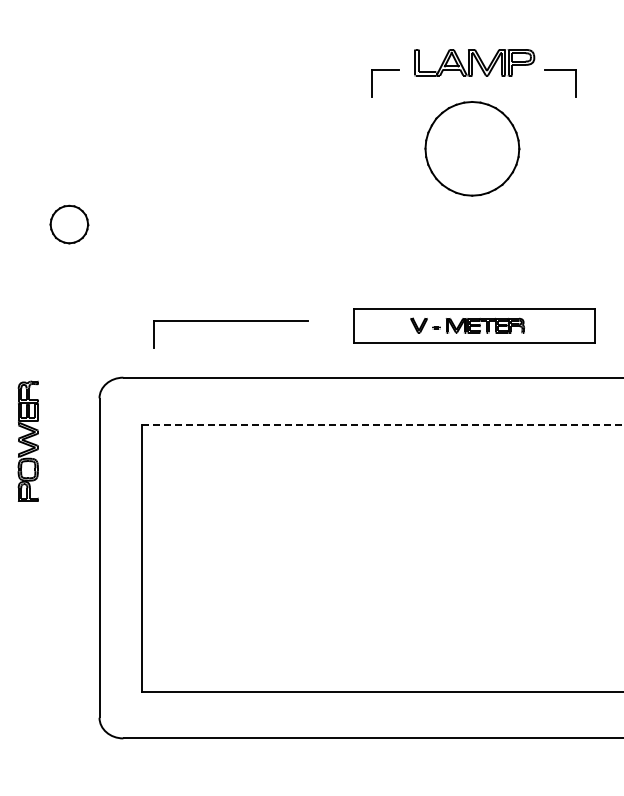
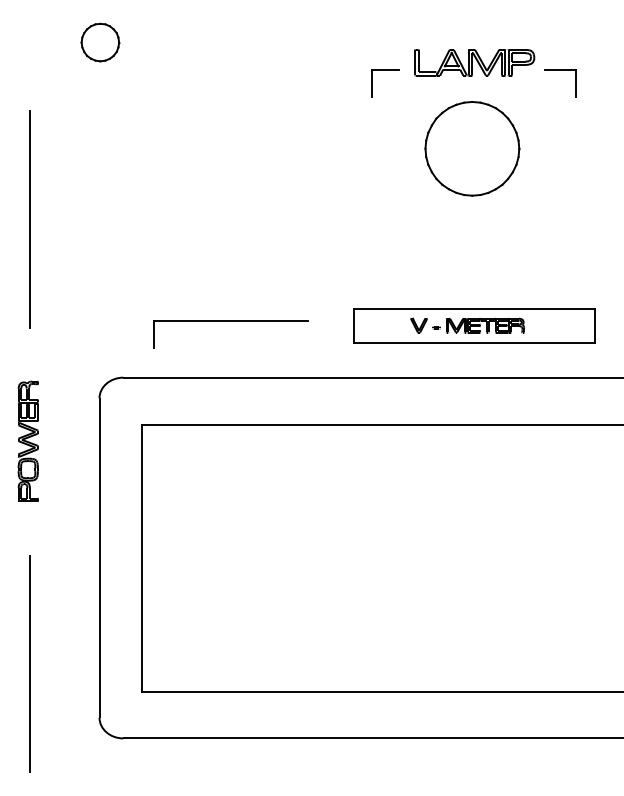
line: none -> present (30, 219)
part position: (69, 224) -> (100, 42) (100, 42)
line: dashed -> solid (382, 424)
line: none -> present (30, 664)
